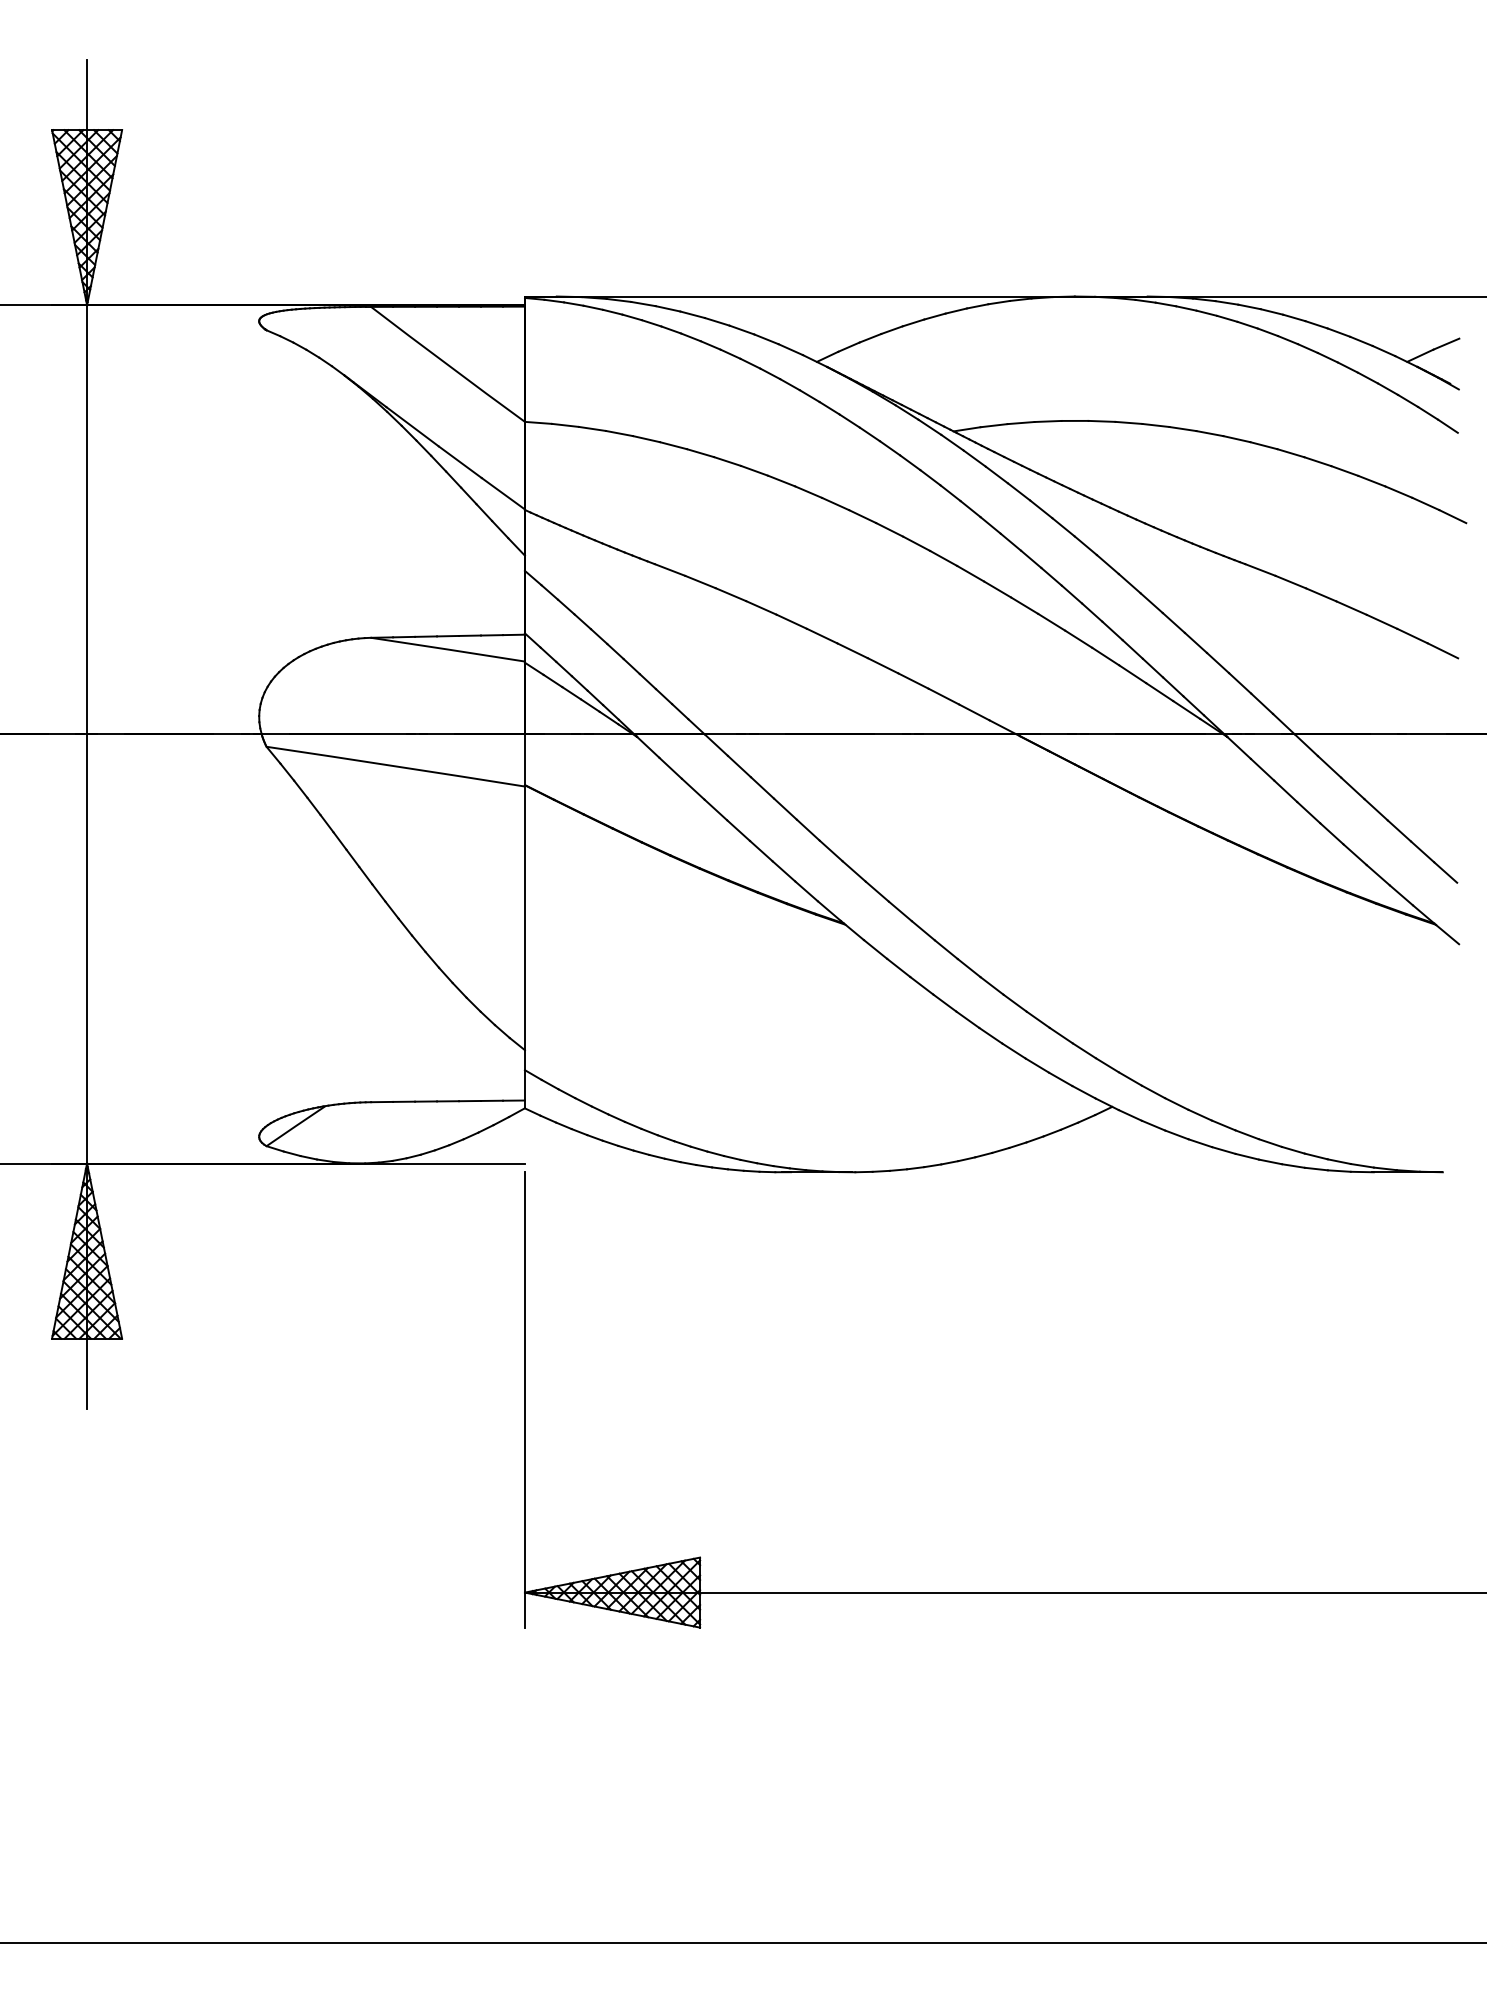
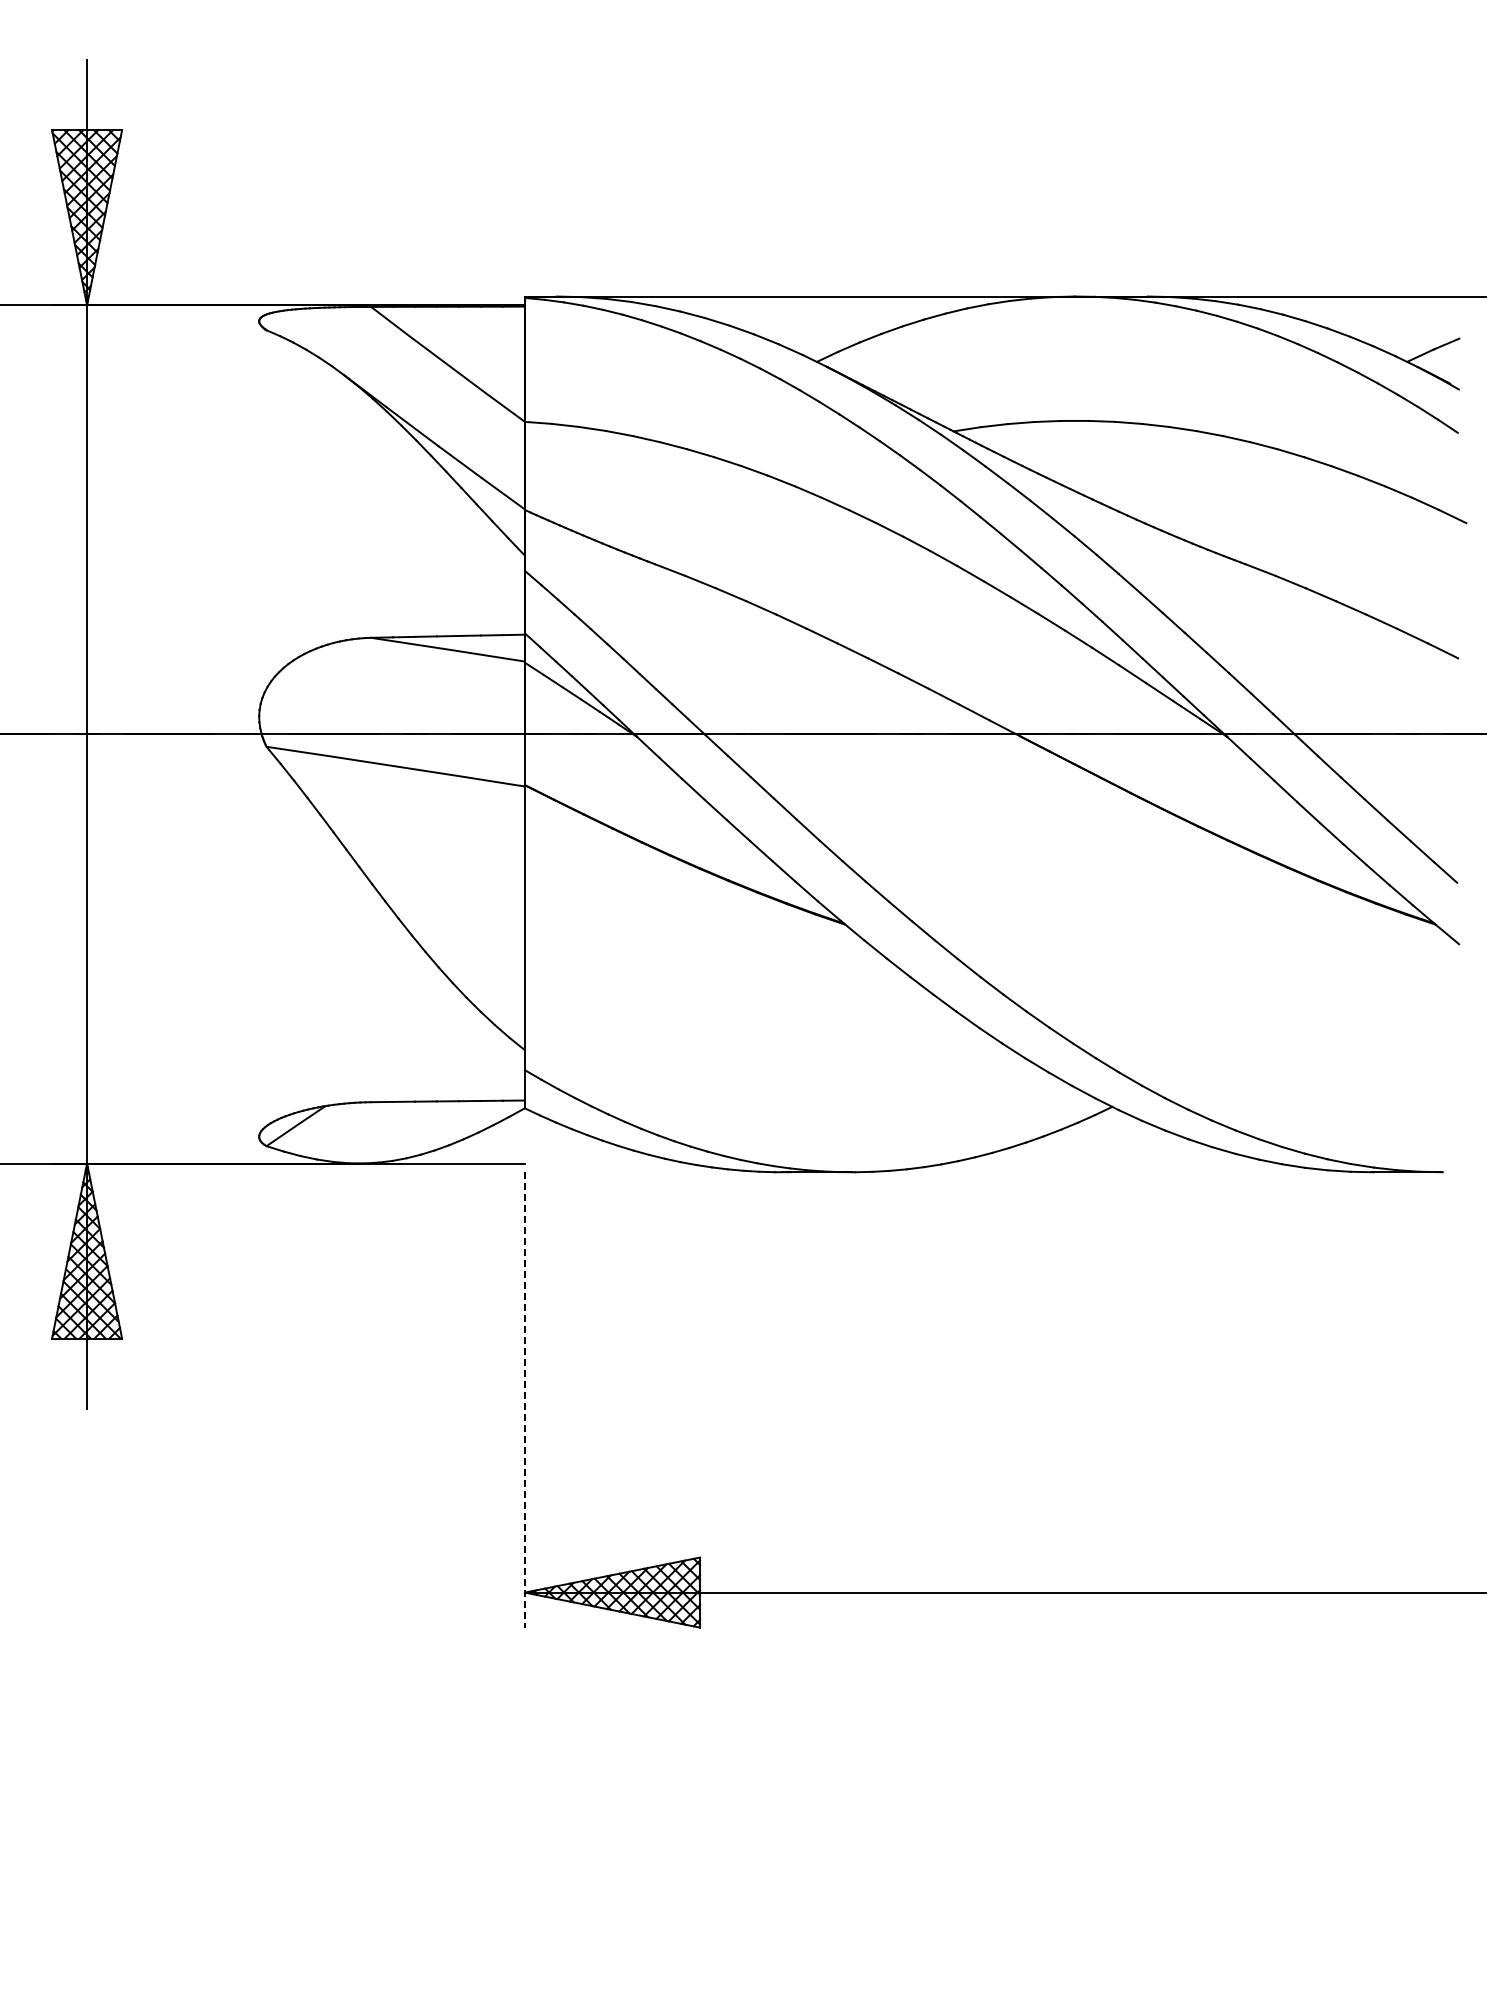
line: solid -> dashed (524, 1399)
line: present -> none (742, 1942)
